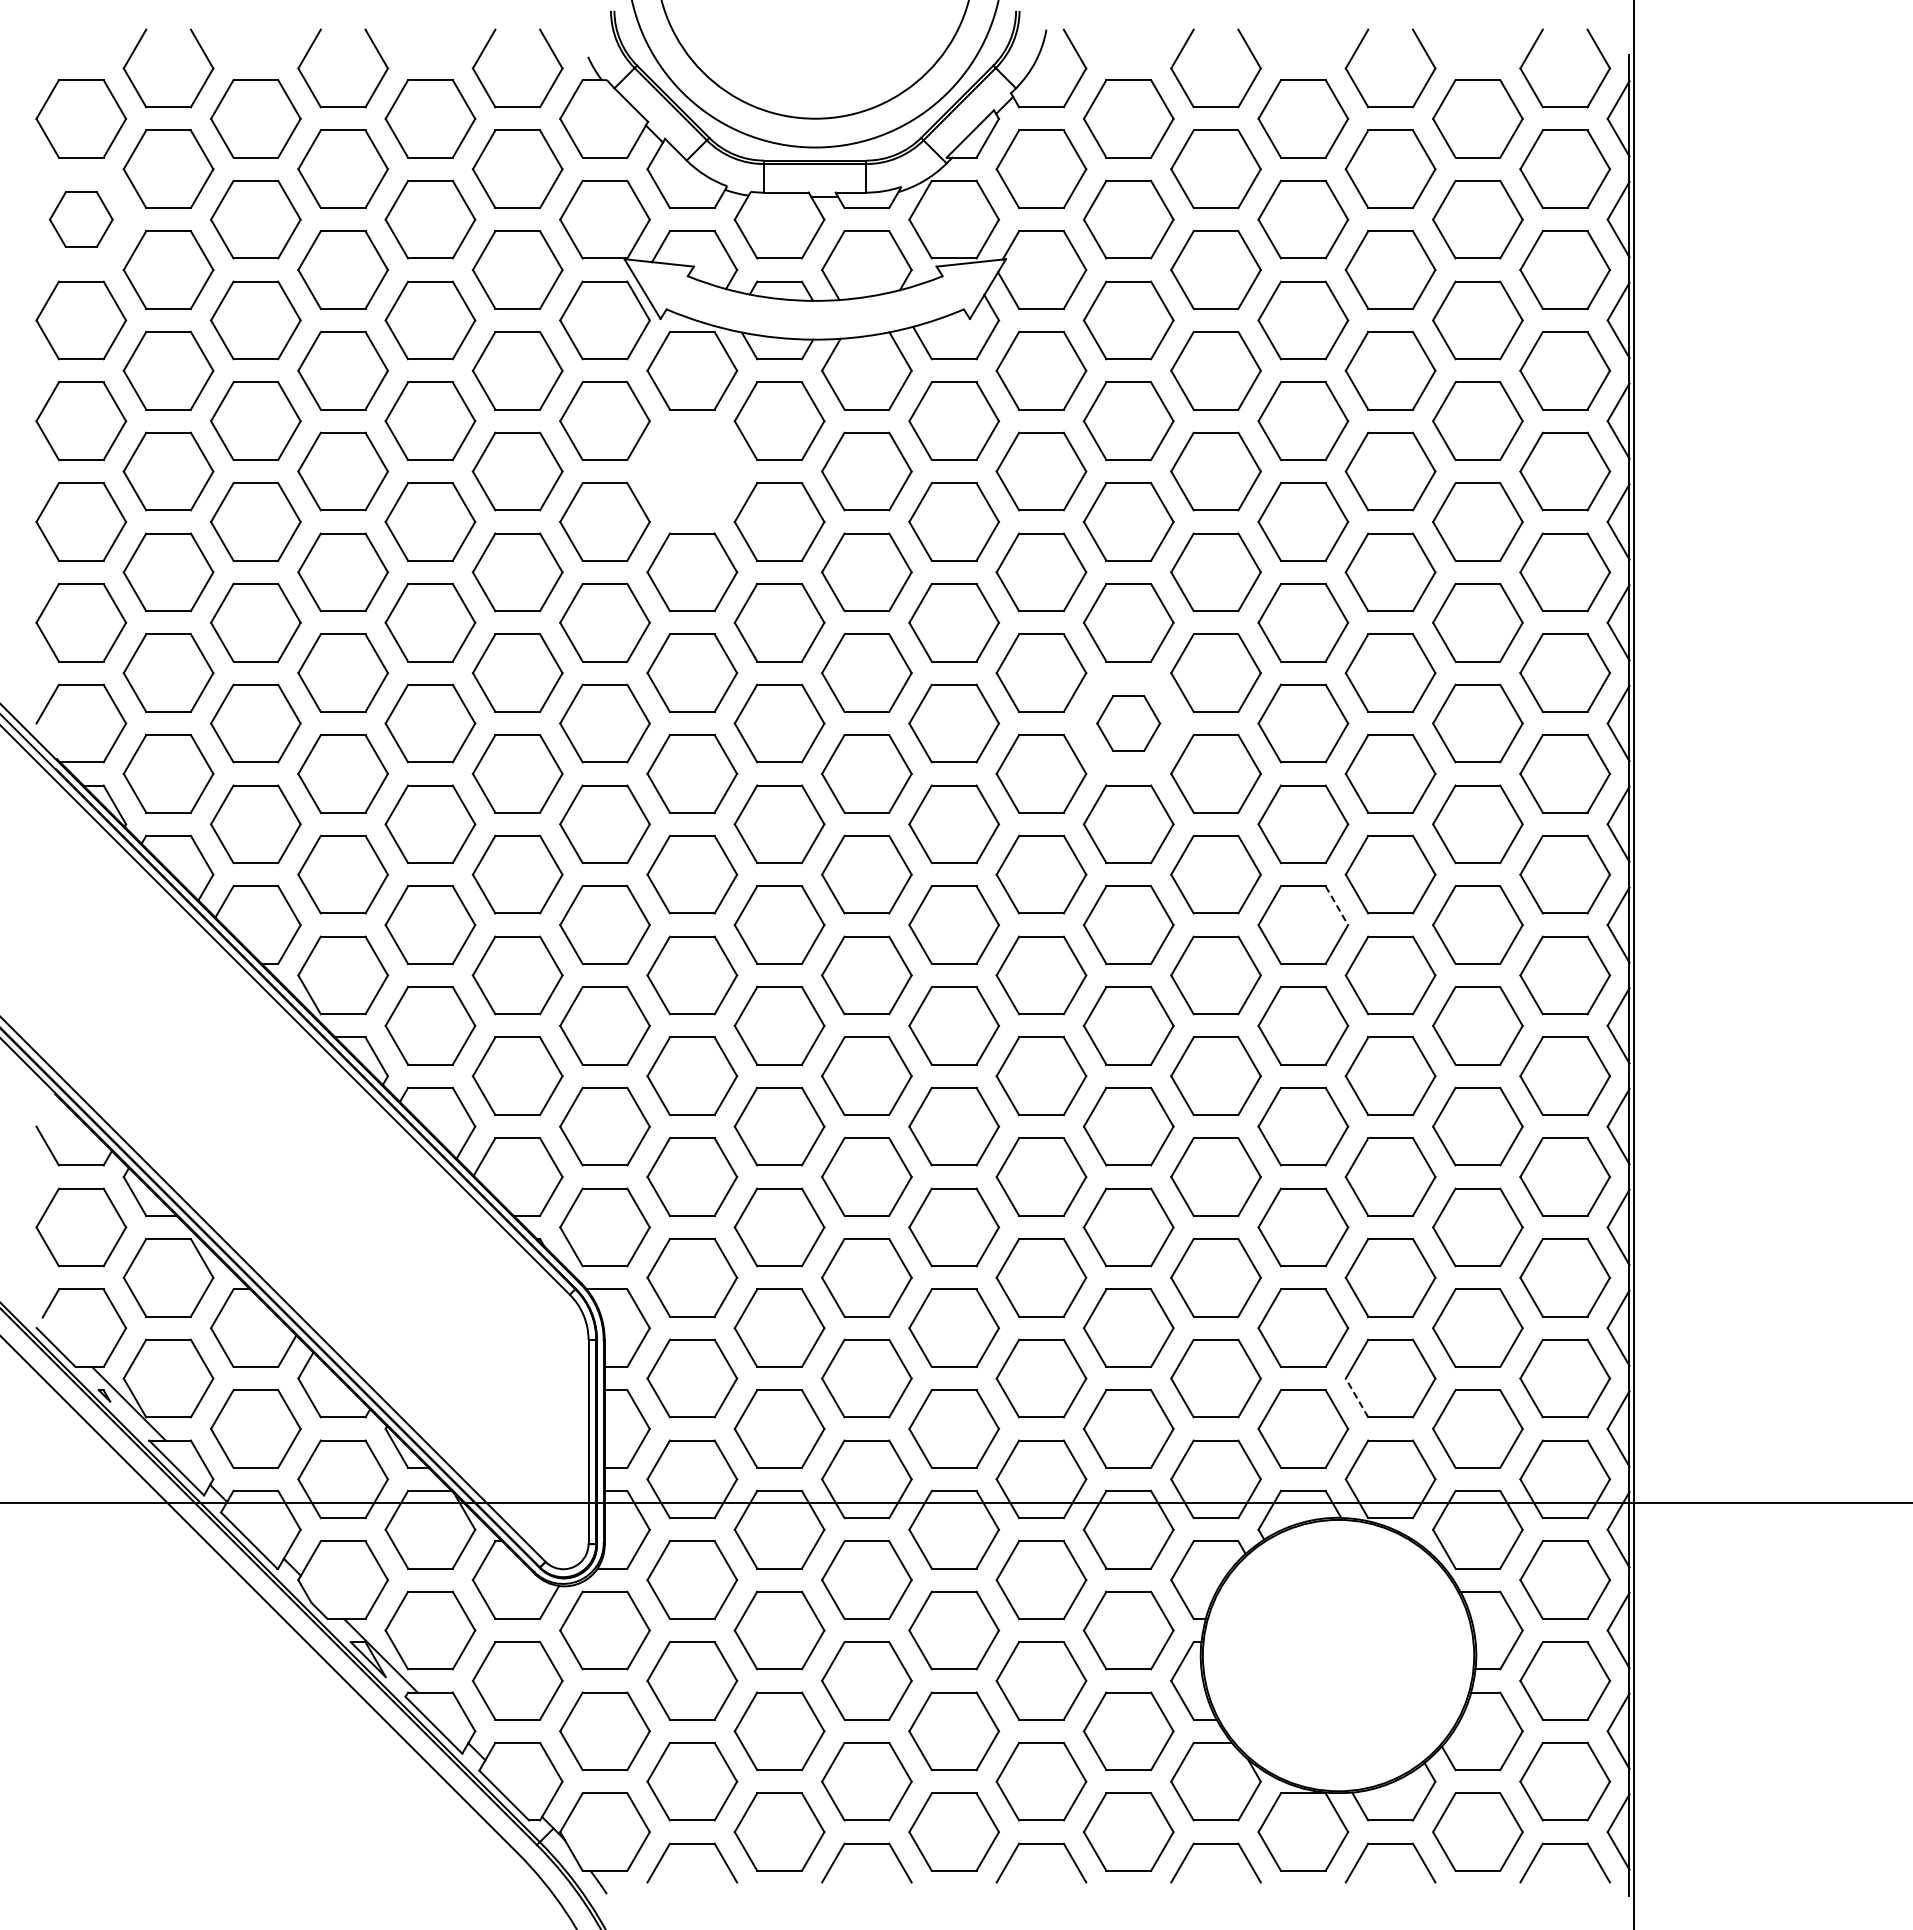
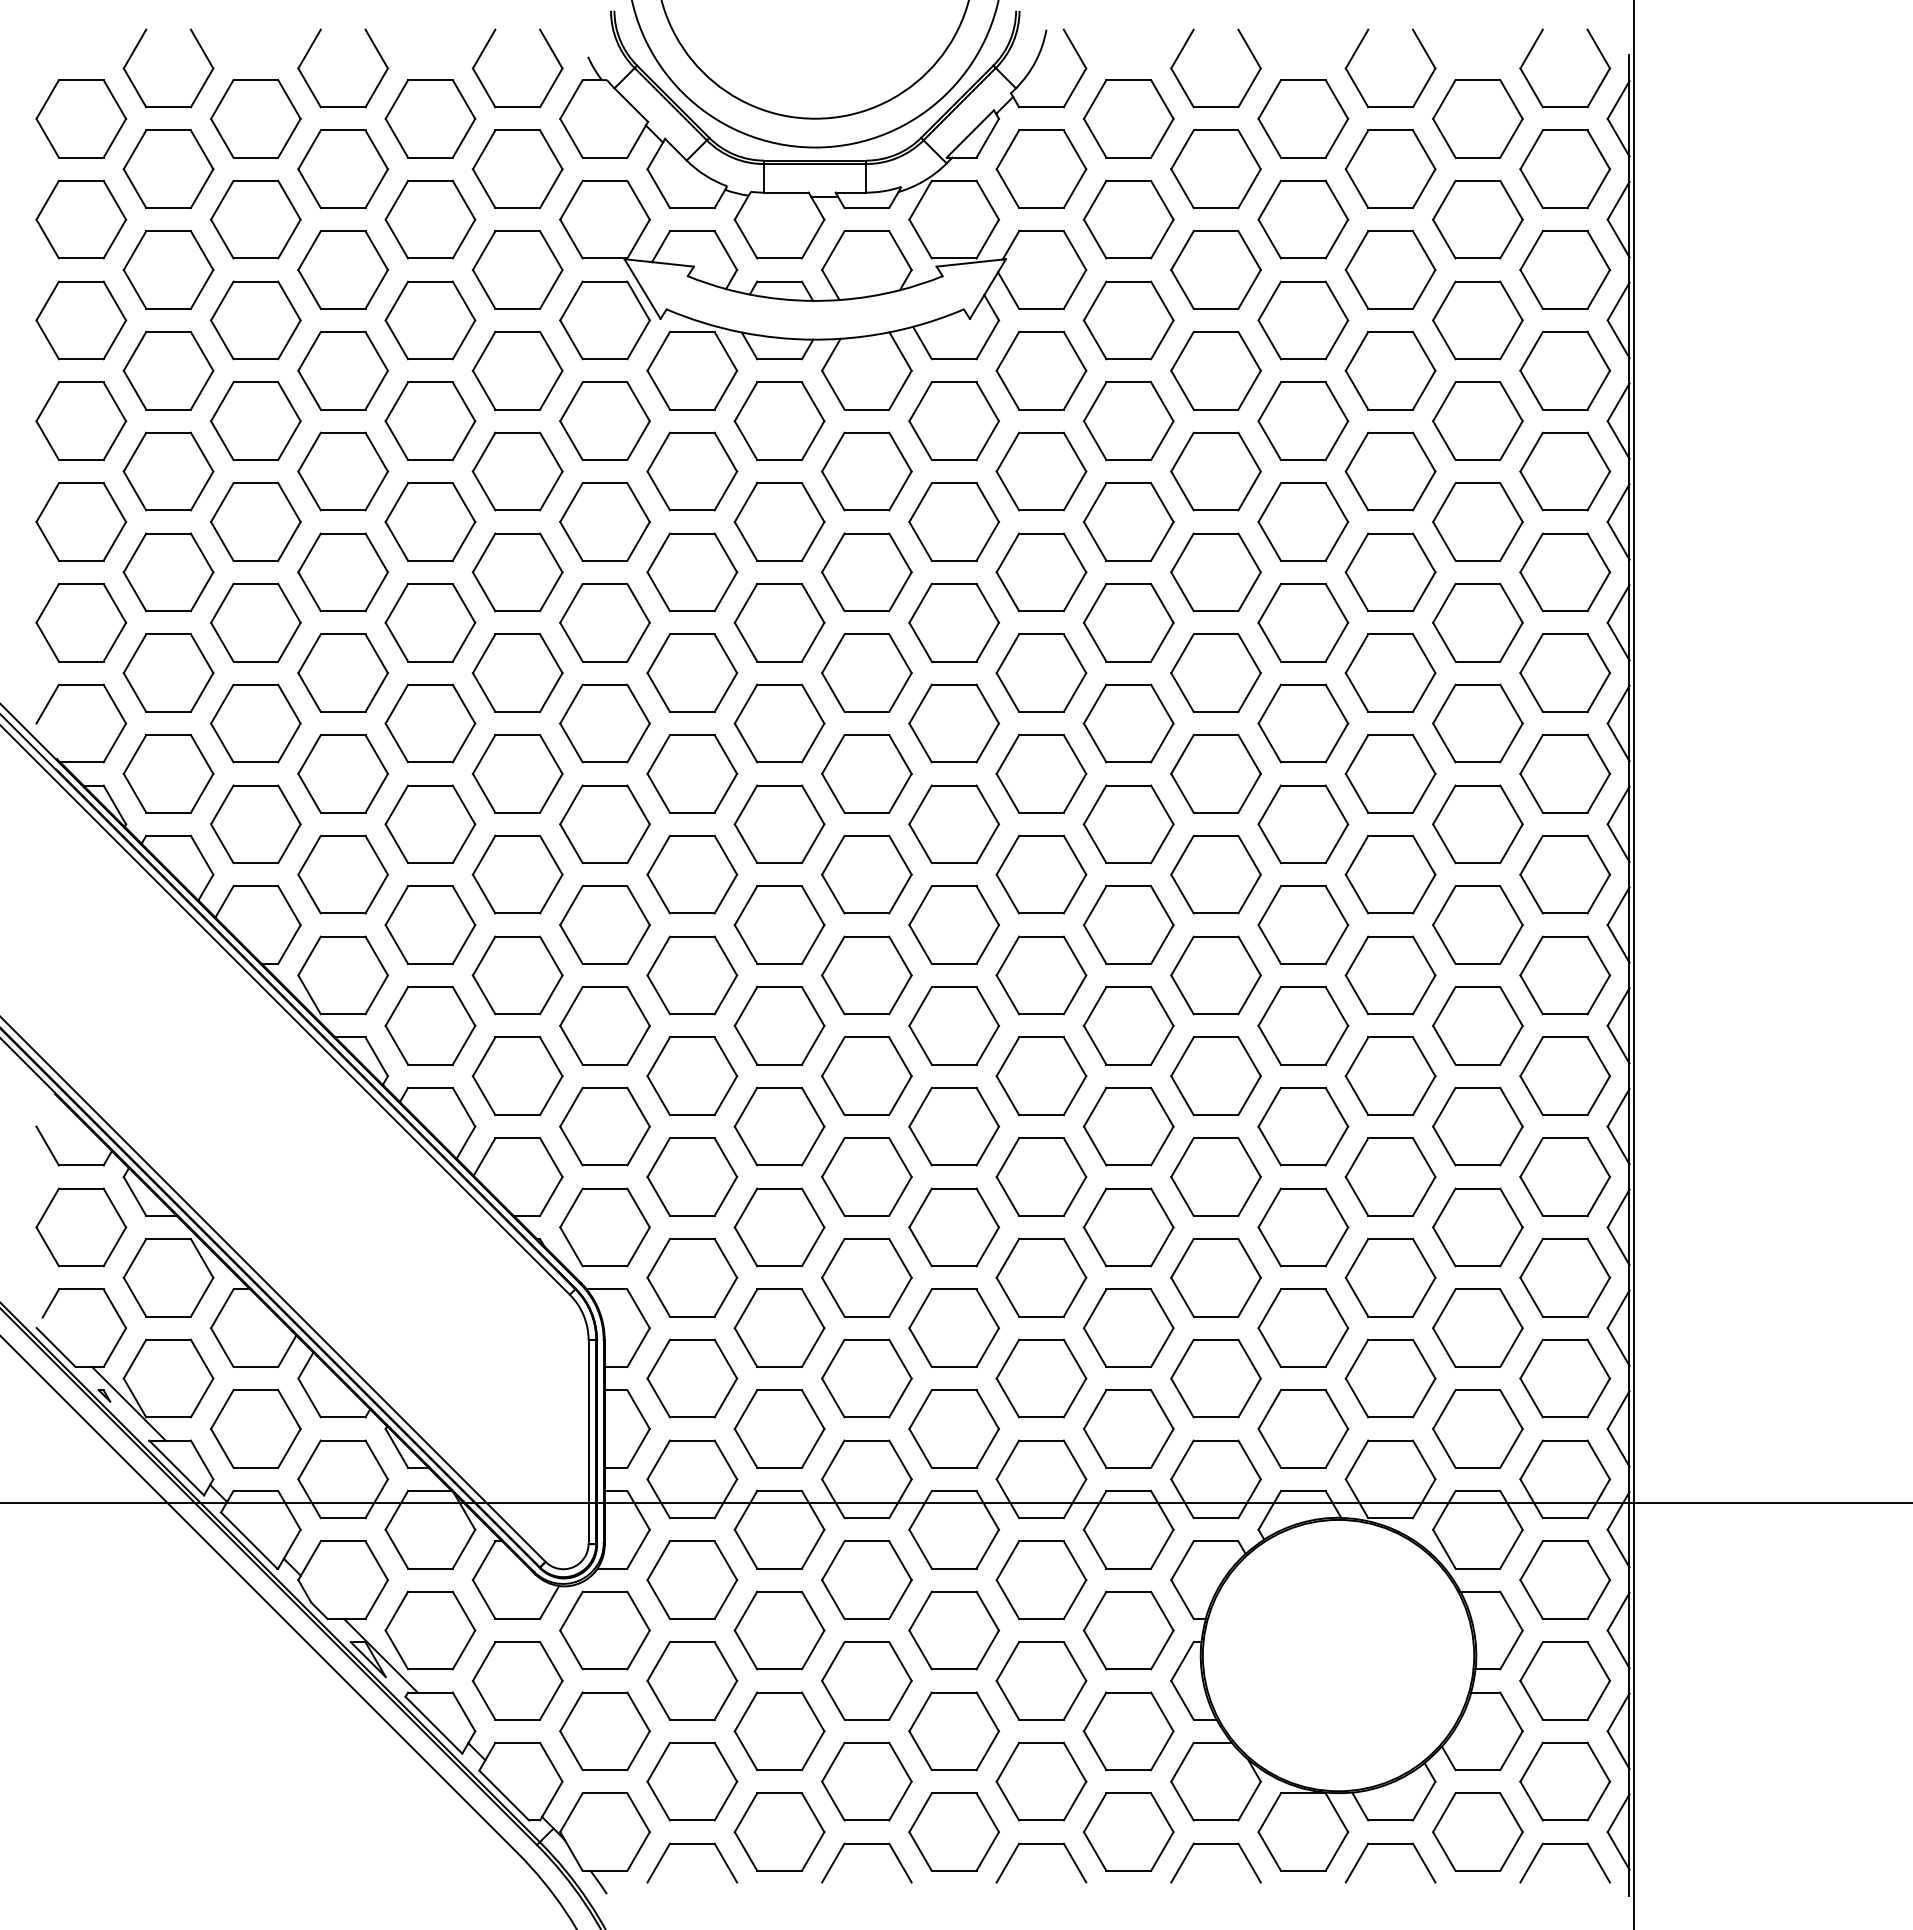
part size: 66x57 px -> 93x81 px (81, 219)
part: none -> present (692, 471)
part size: 66x57 px -> 93x81 px (1128, 723)
line: dashed -> solid (1337, 906)
line: dashed -> solid (1356, 1397)
